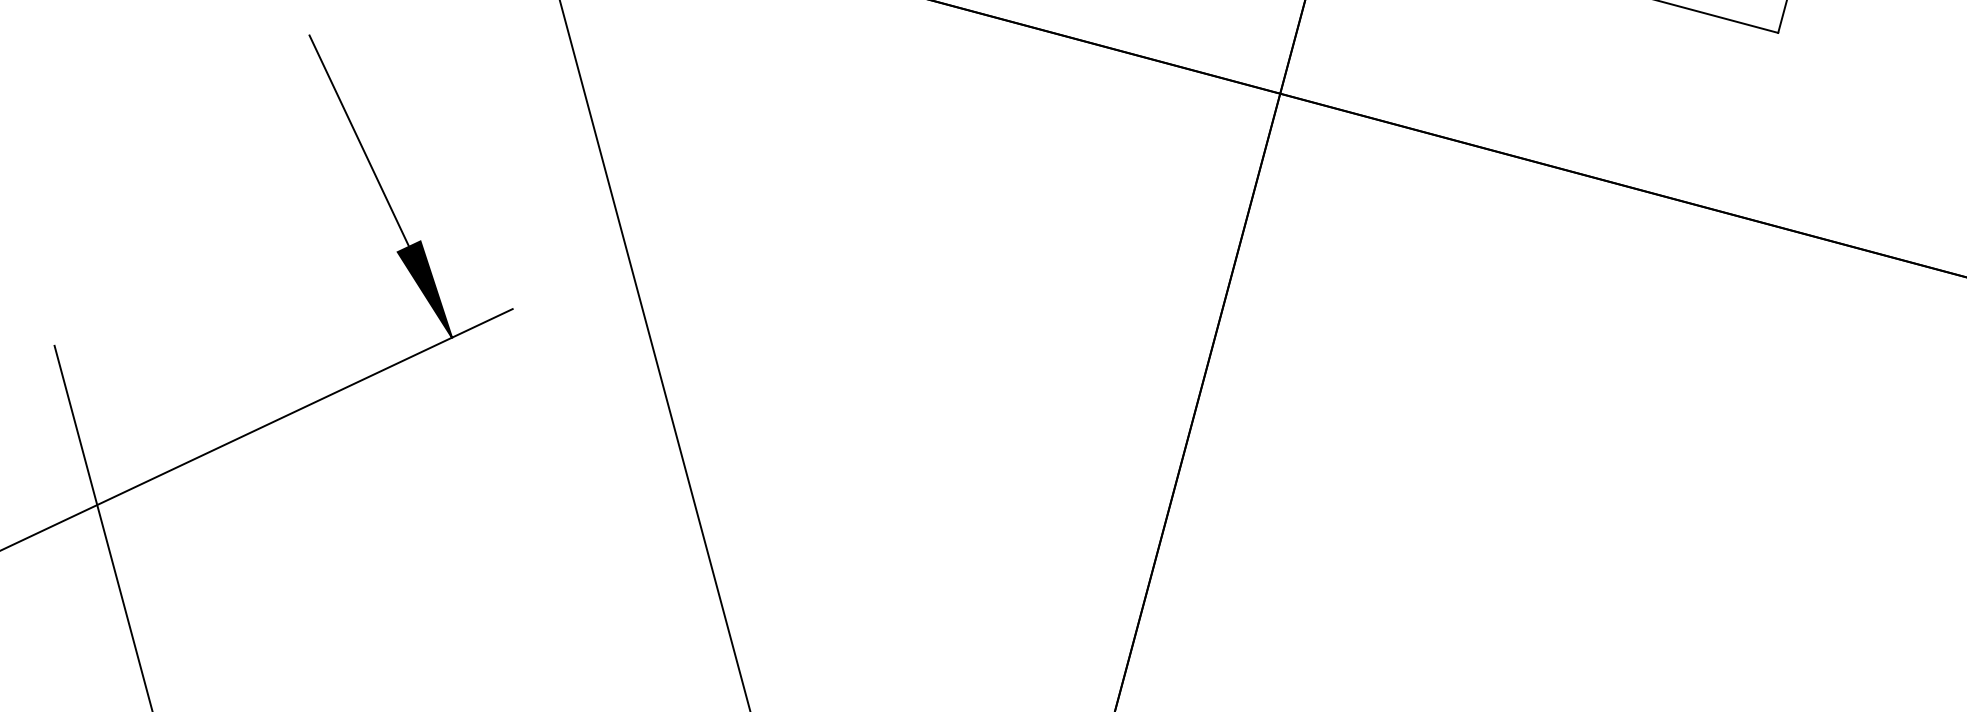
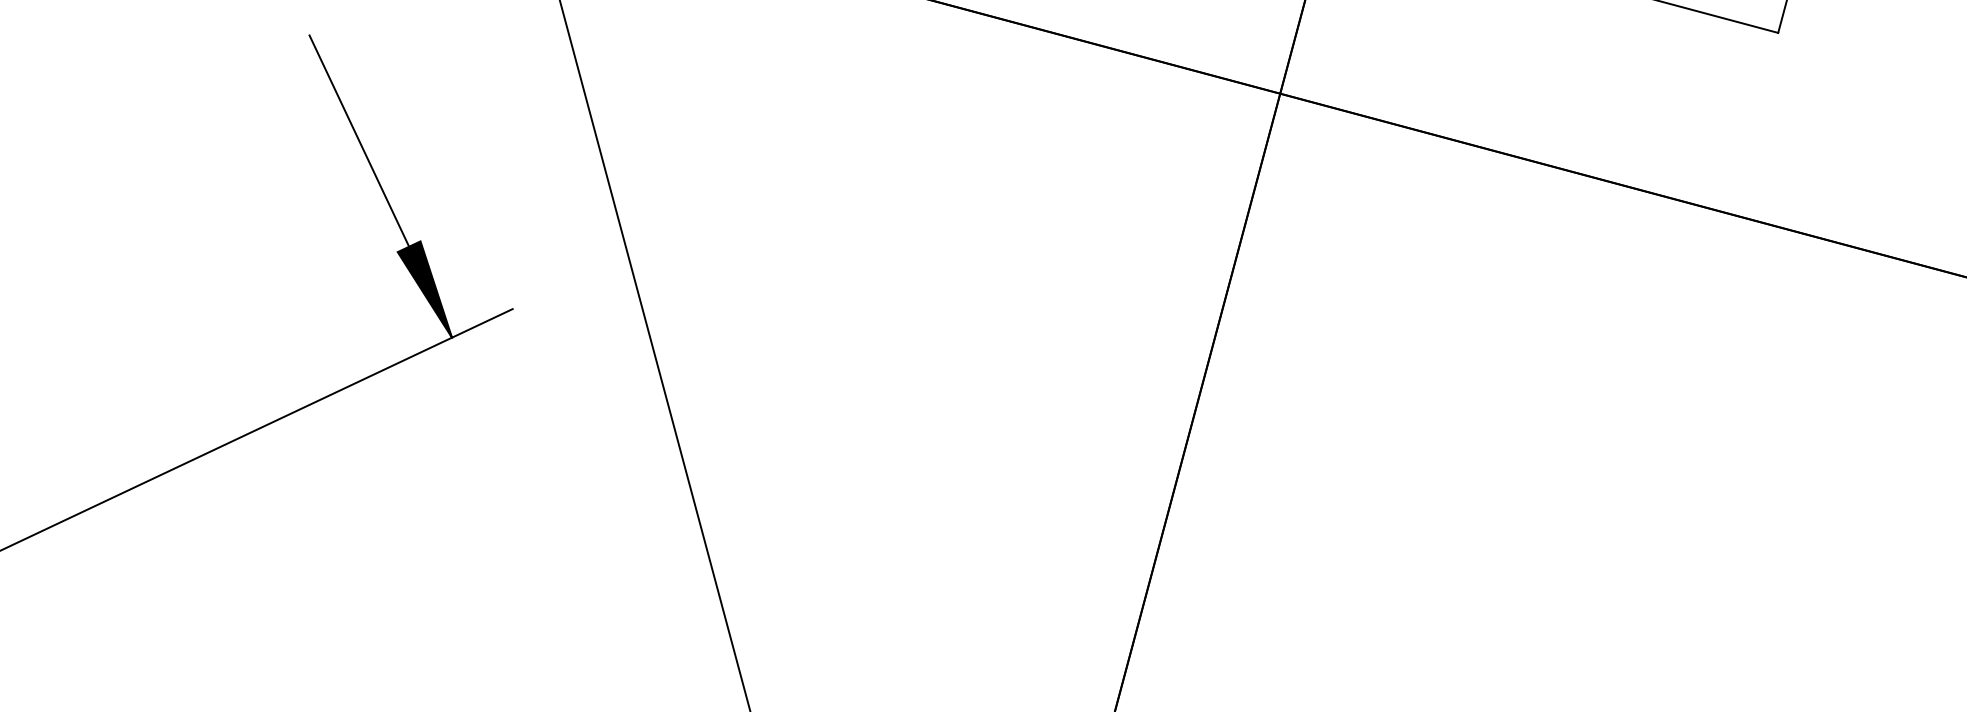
line: present -> none (102, 526)
